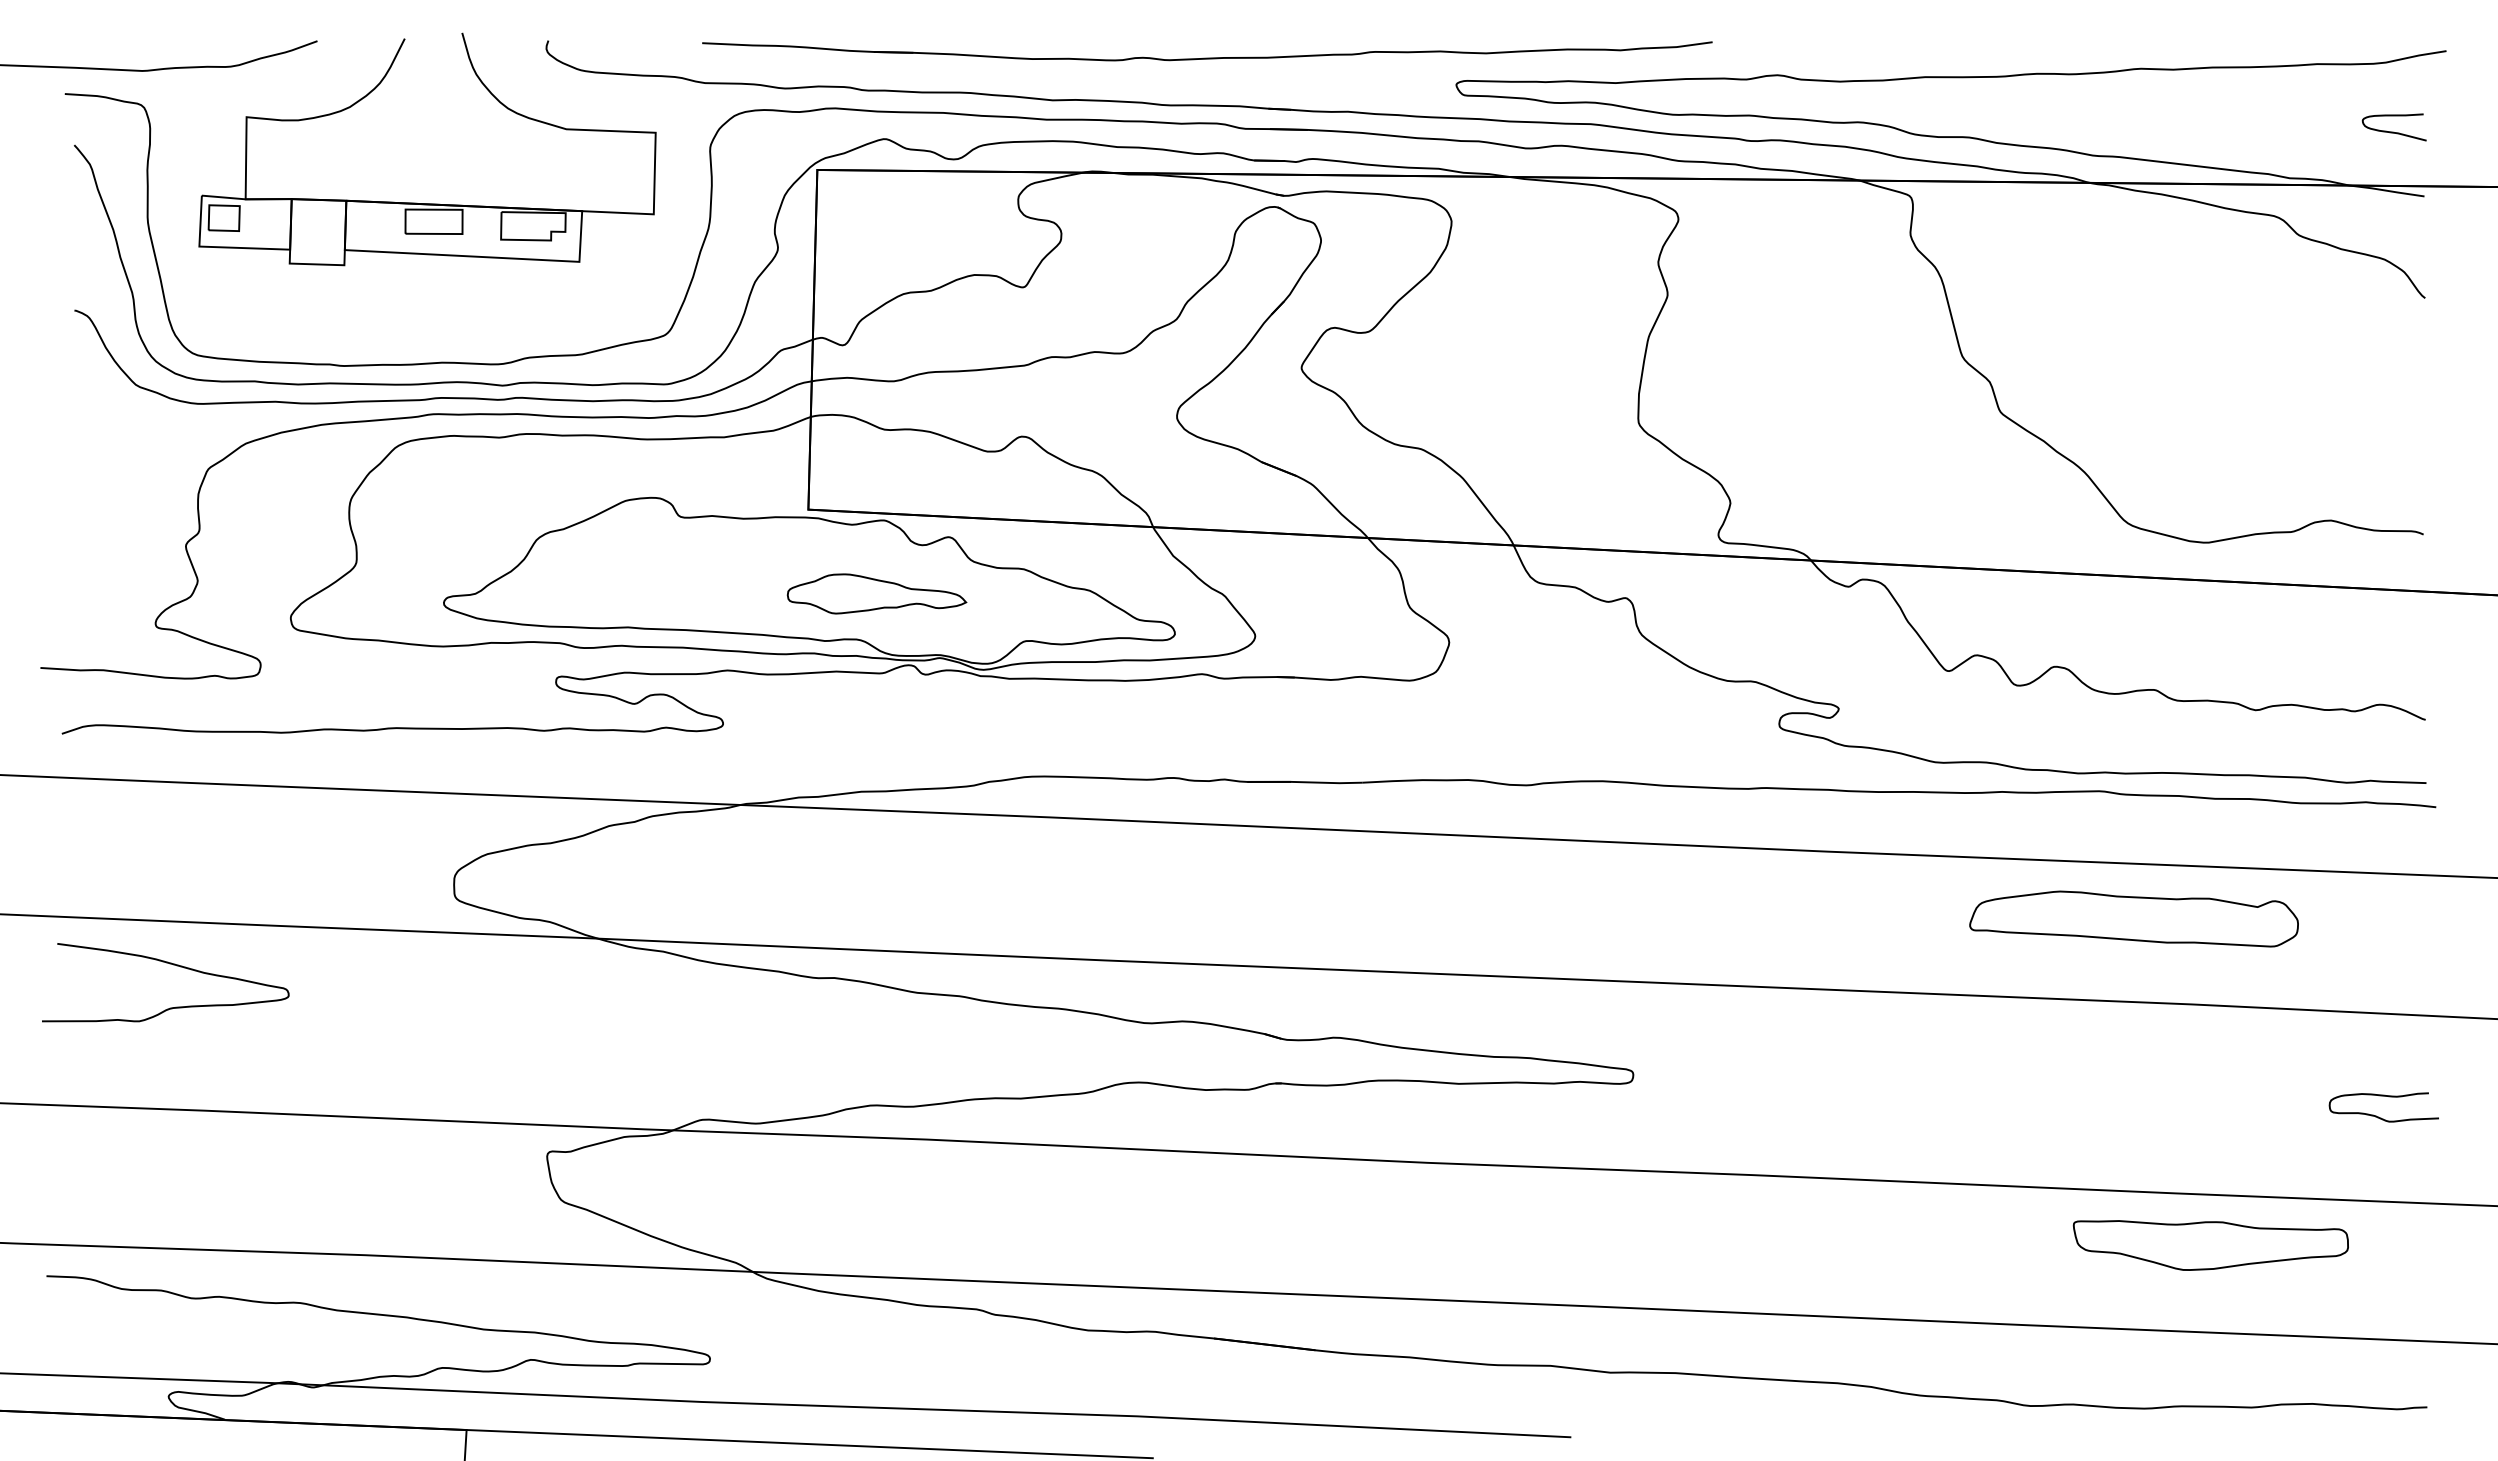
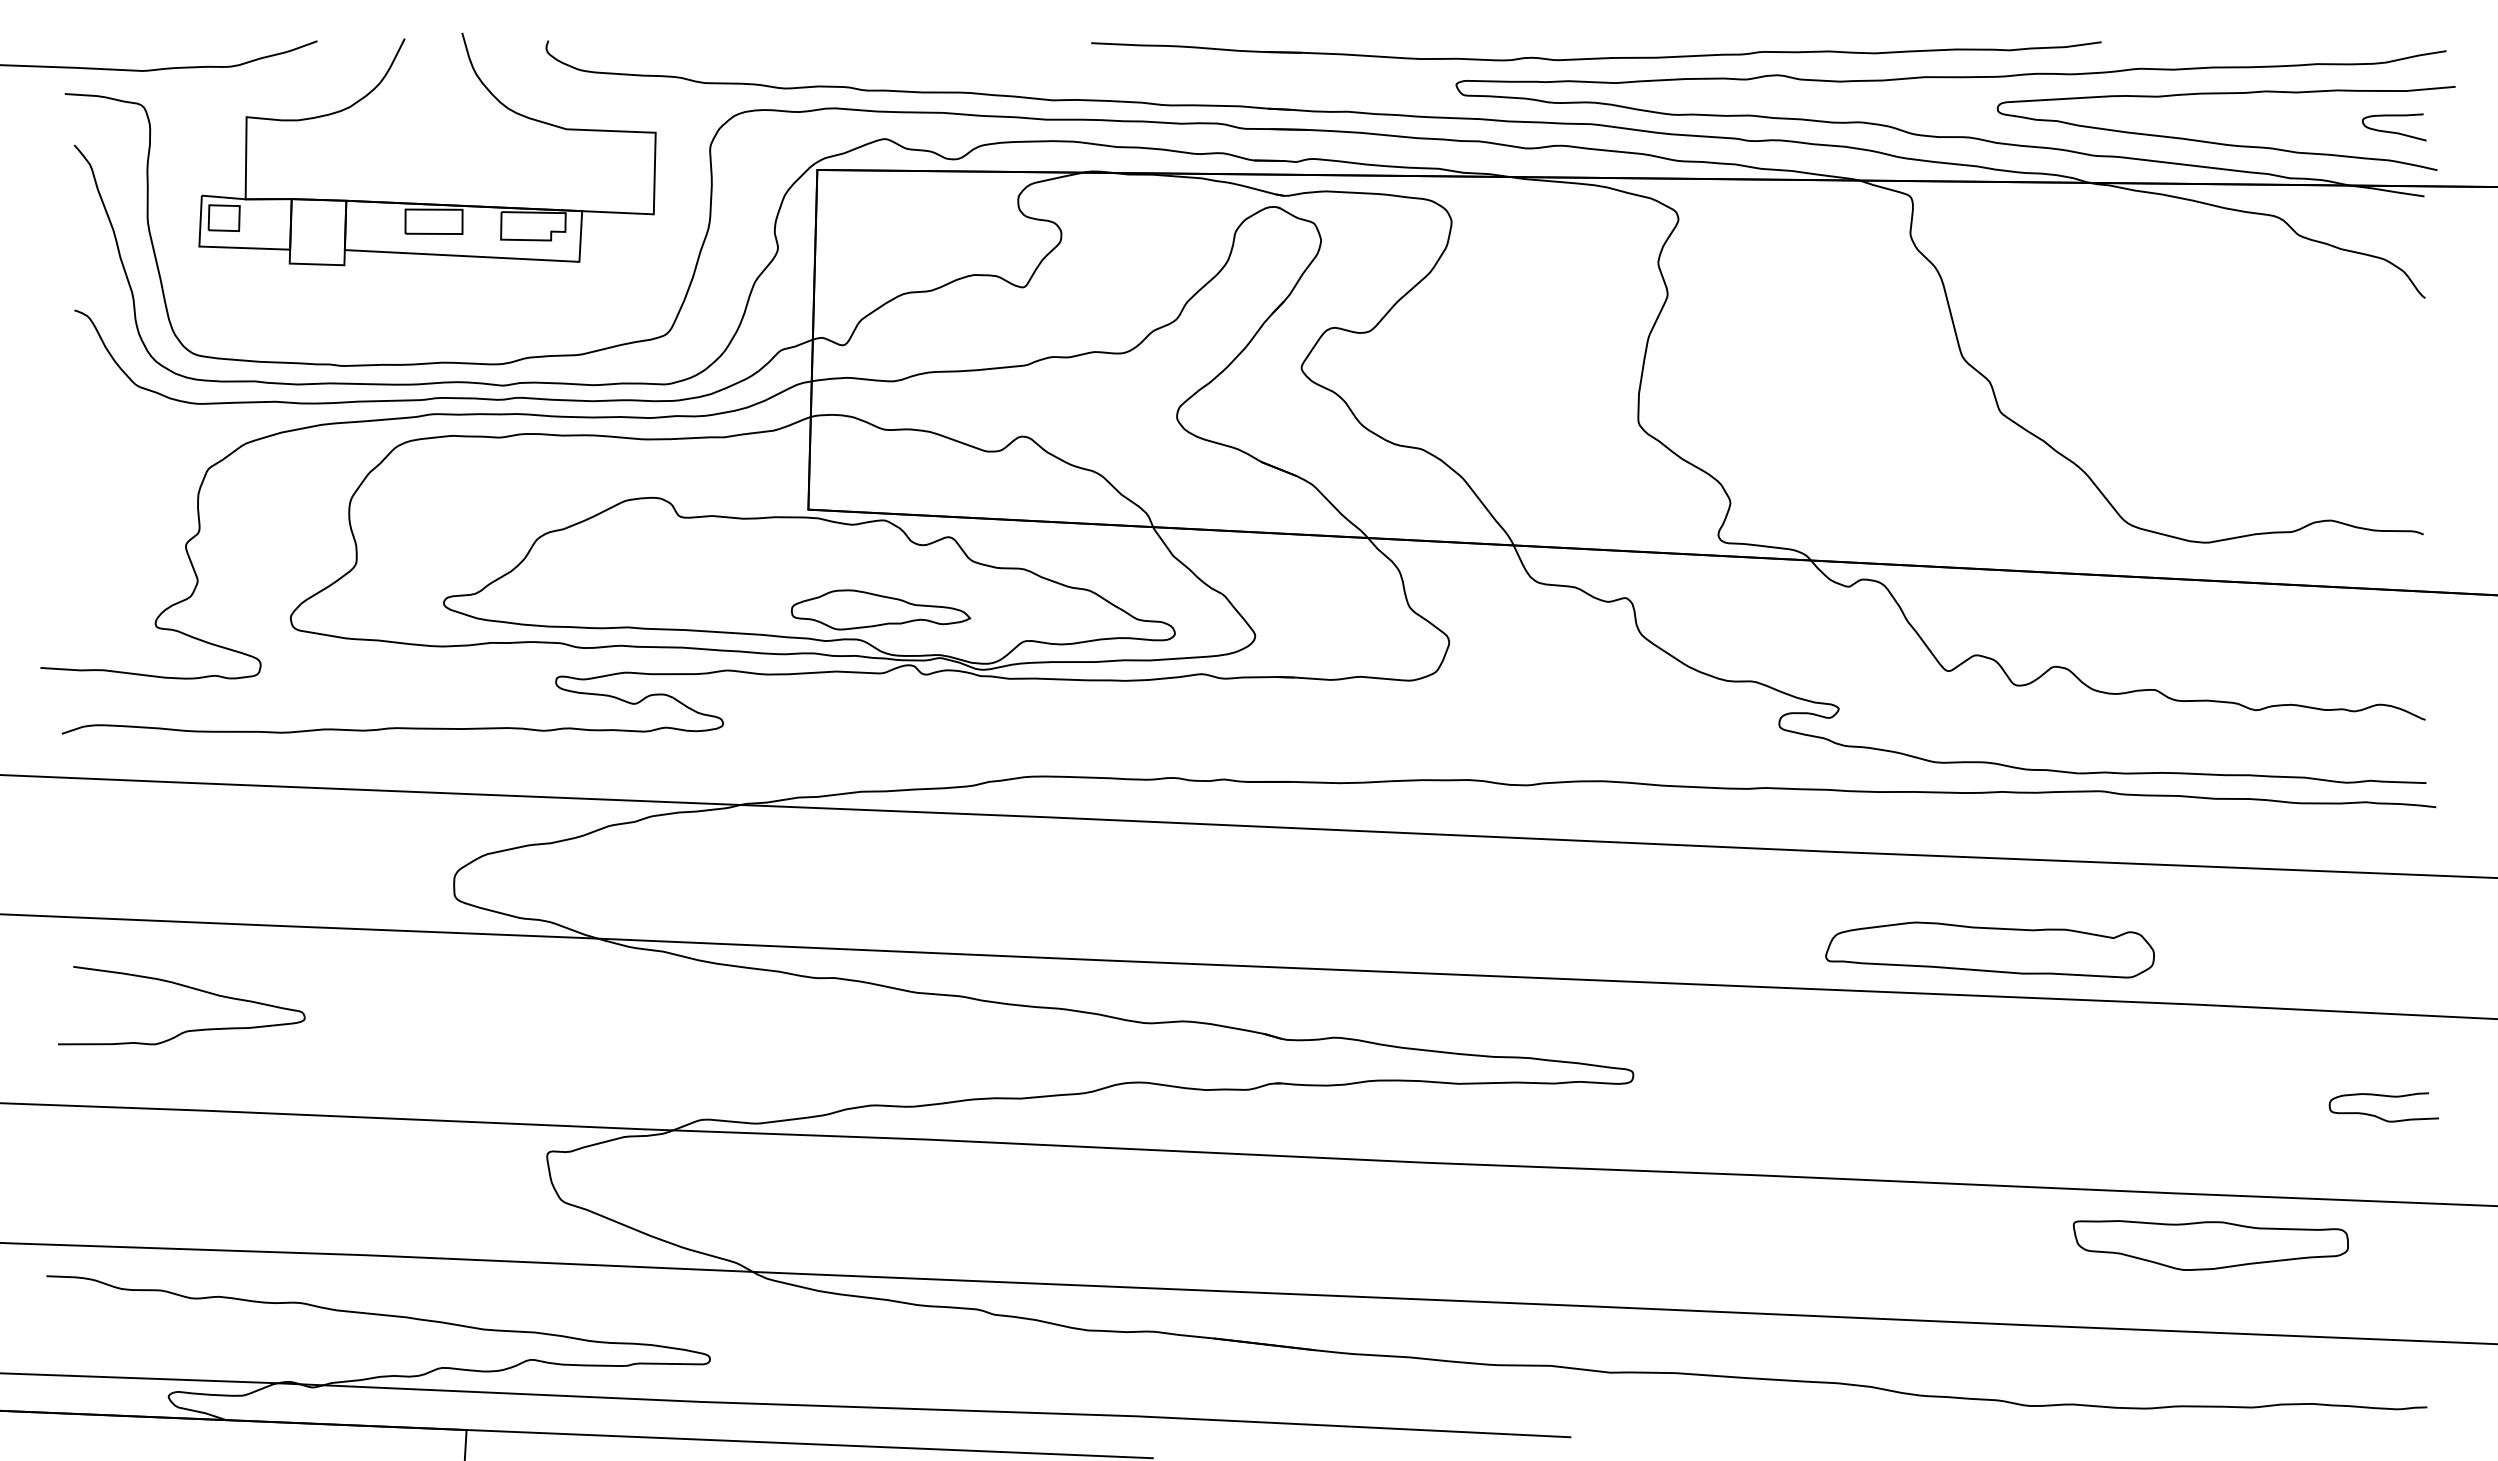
part position: (1207, 51) -> (1596, 51) (1596, 51)
curve: none -> present (2225, 143)
part position: (876, 593) -> (880, 609) (880, 609)
part position: (2133, 918) -> (1989, 949) (1989, 949)
curve position: (169, 964) -> (185, 987) (185, 987)
